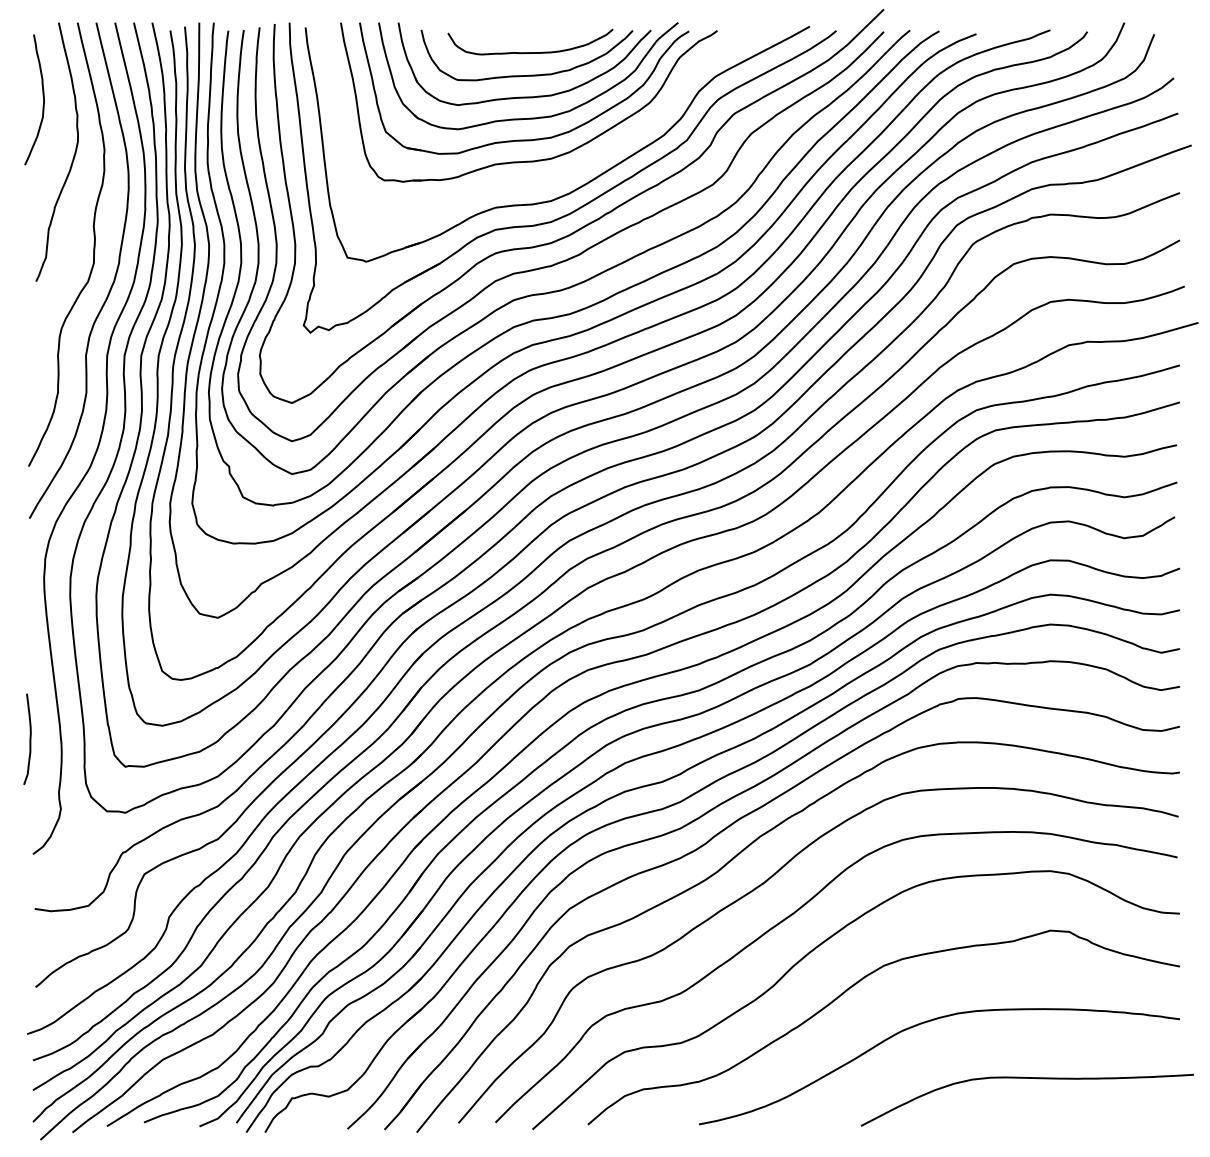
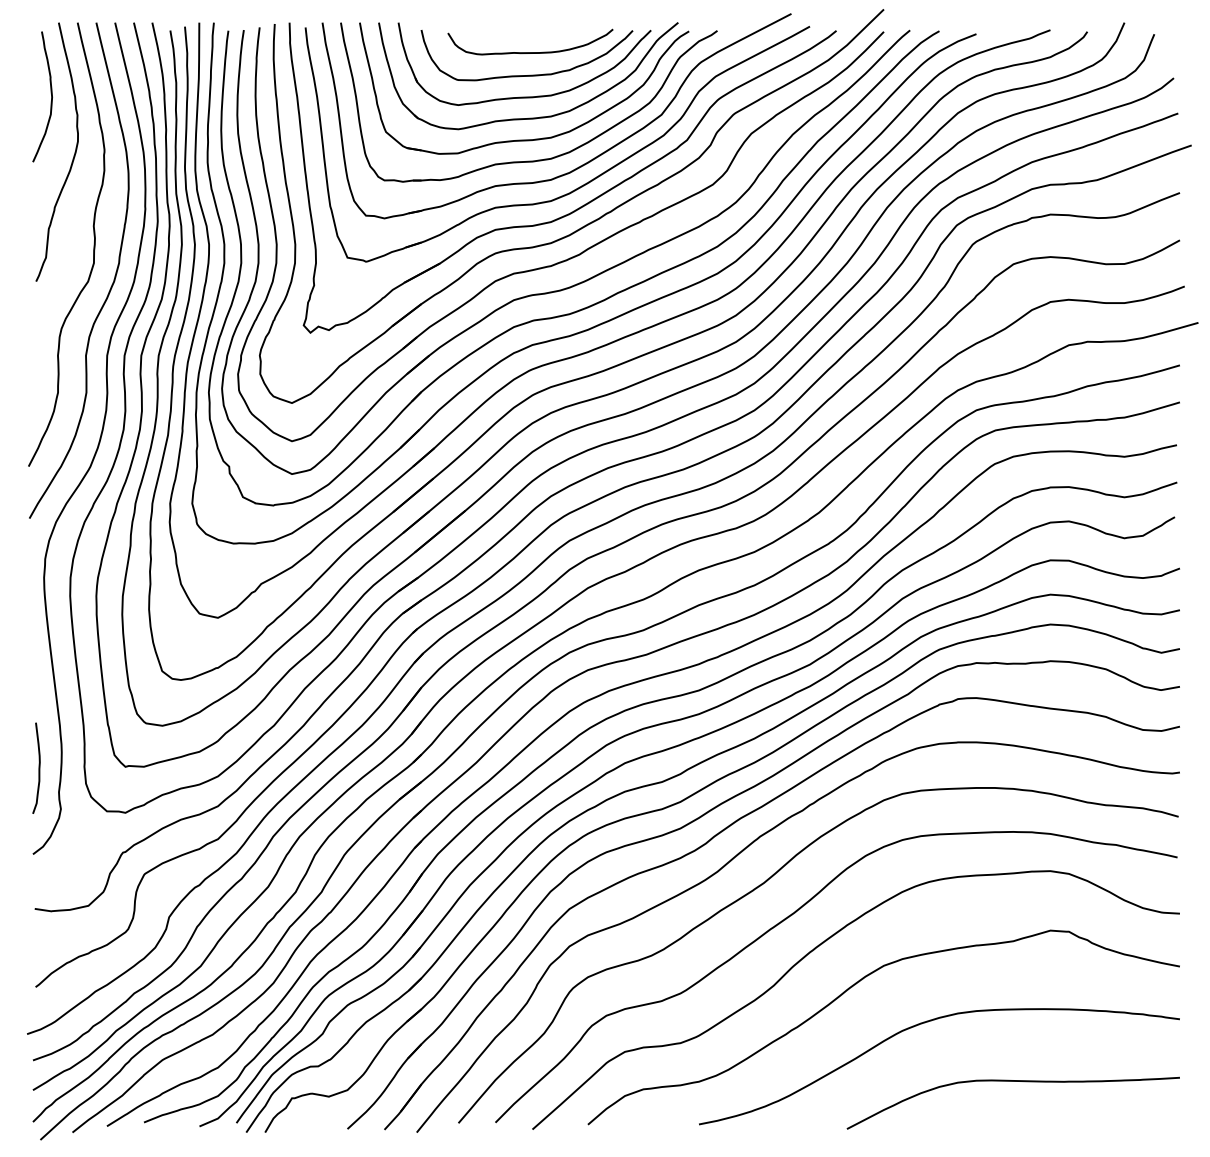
curve position: (42, 96) -> (50, 93) (50, 93)
part: none -> present (580, 165)
curve position: (29, 738) -> (38, 767) (38, 767)
curve position: (1026, 1078) -> (1012, 1081) (1012, 1081)
